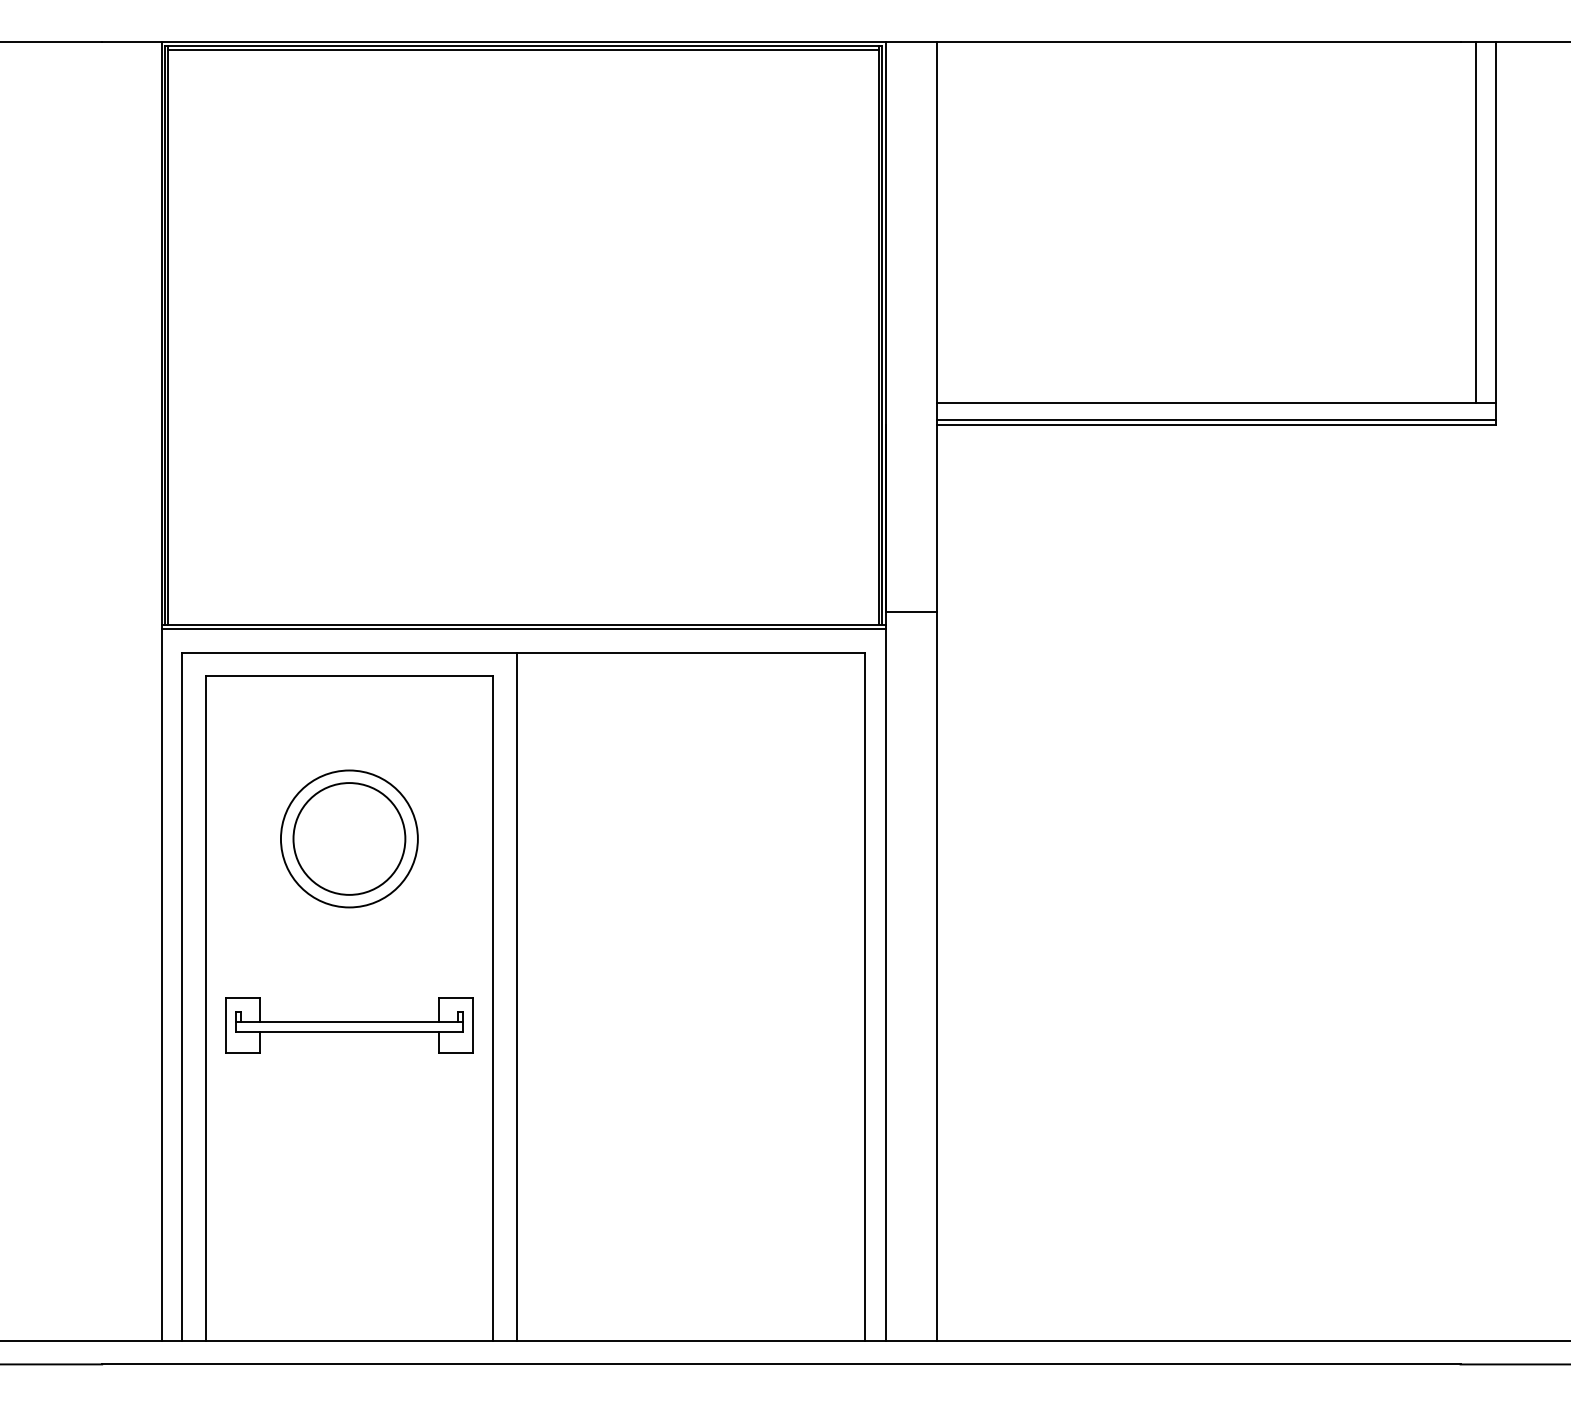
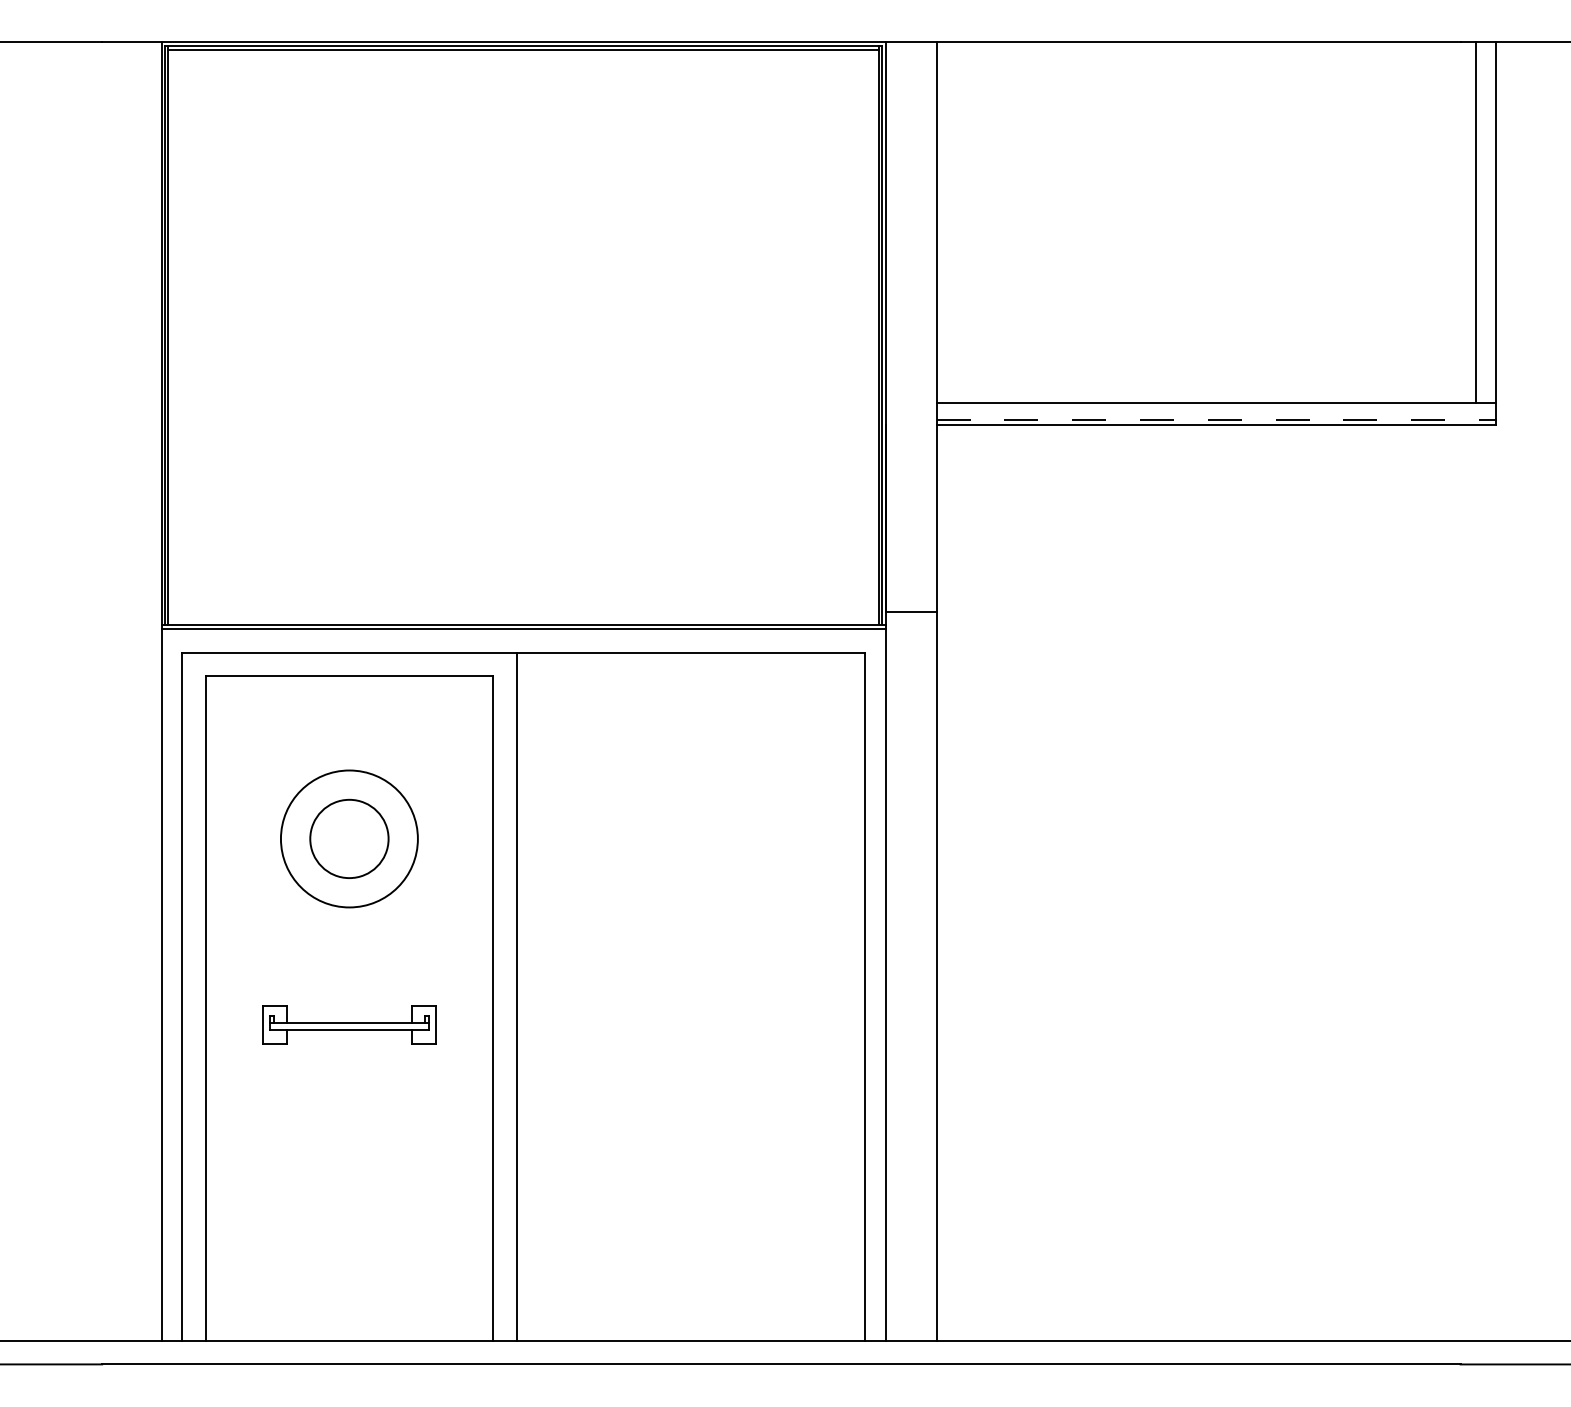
line: solid -> dashed (1216, 420)
circle diameter: 112 px -> 78 px (349, 838)
part size: 249x57 px -> 175x40 px (349, 1024)
